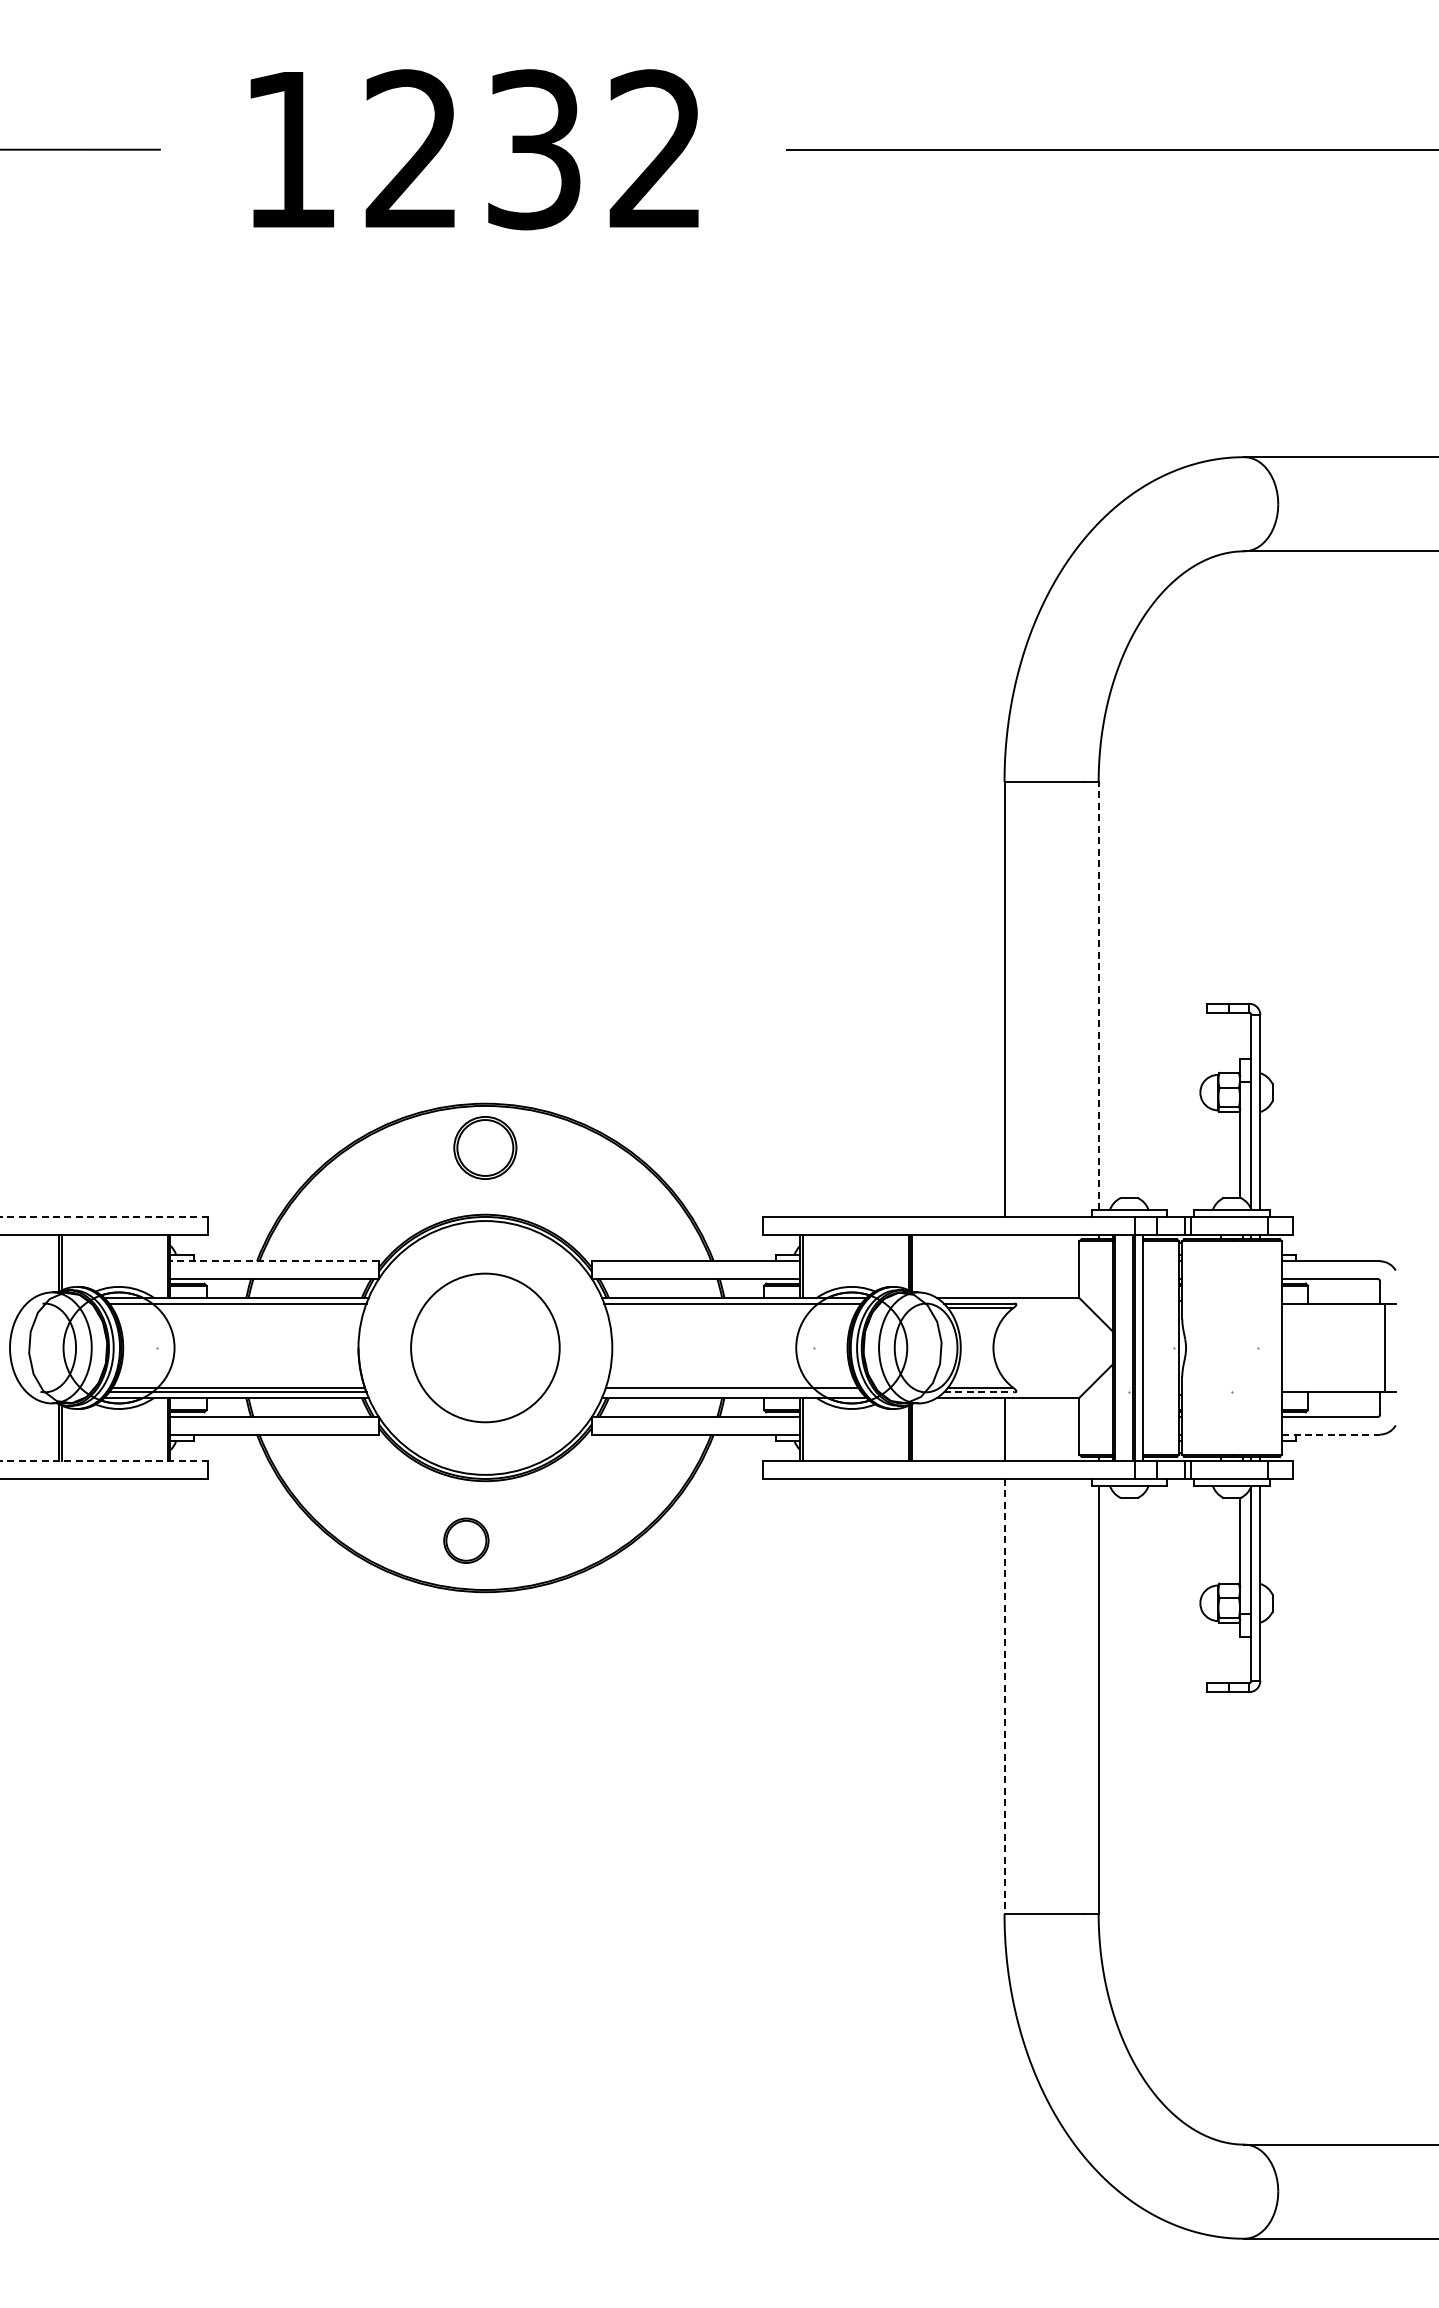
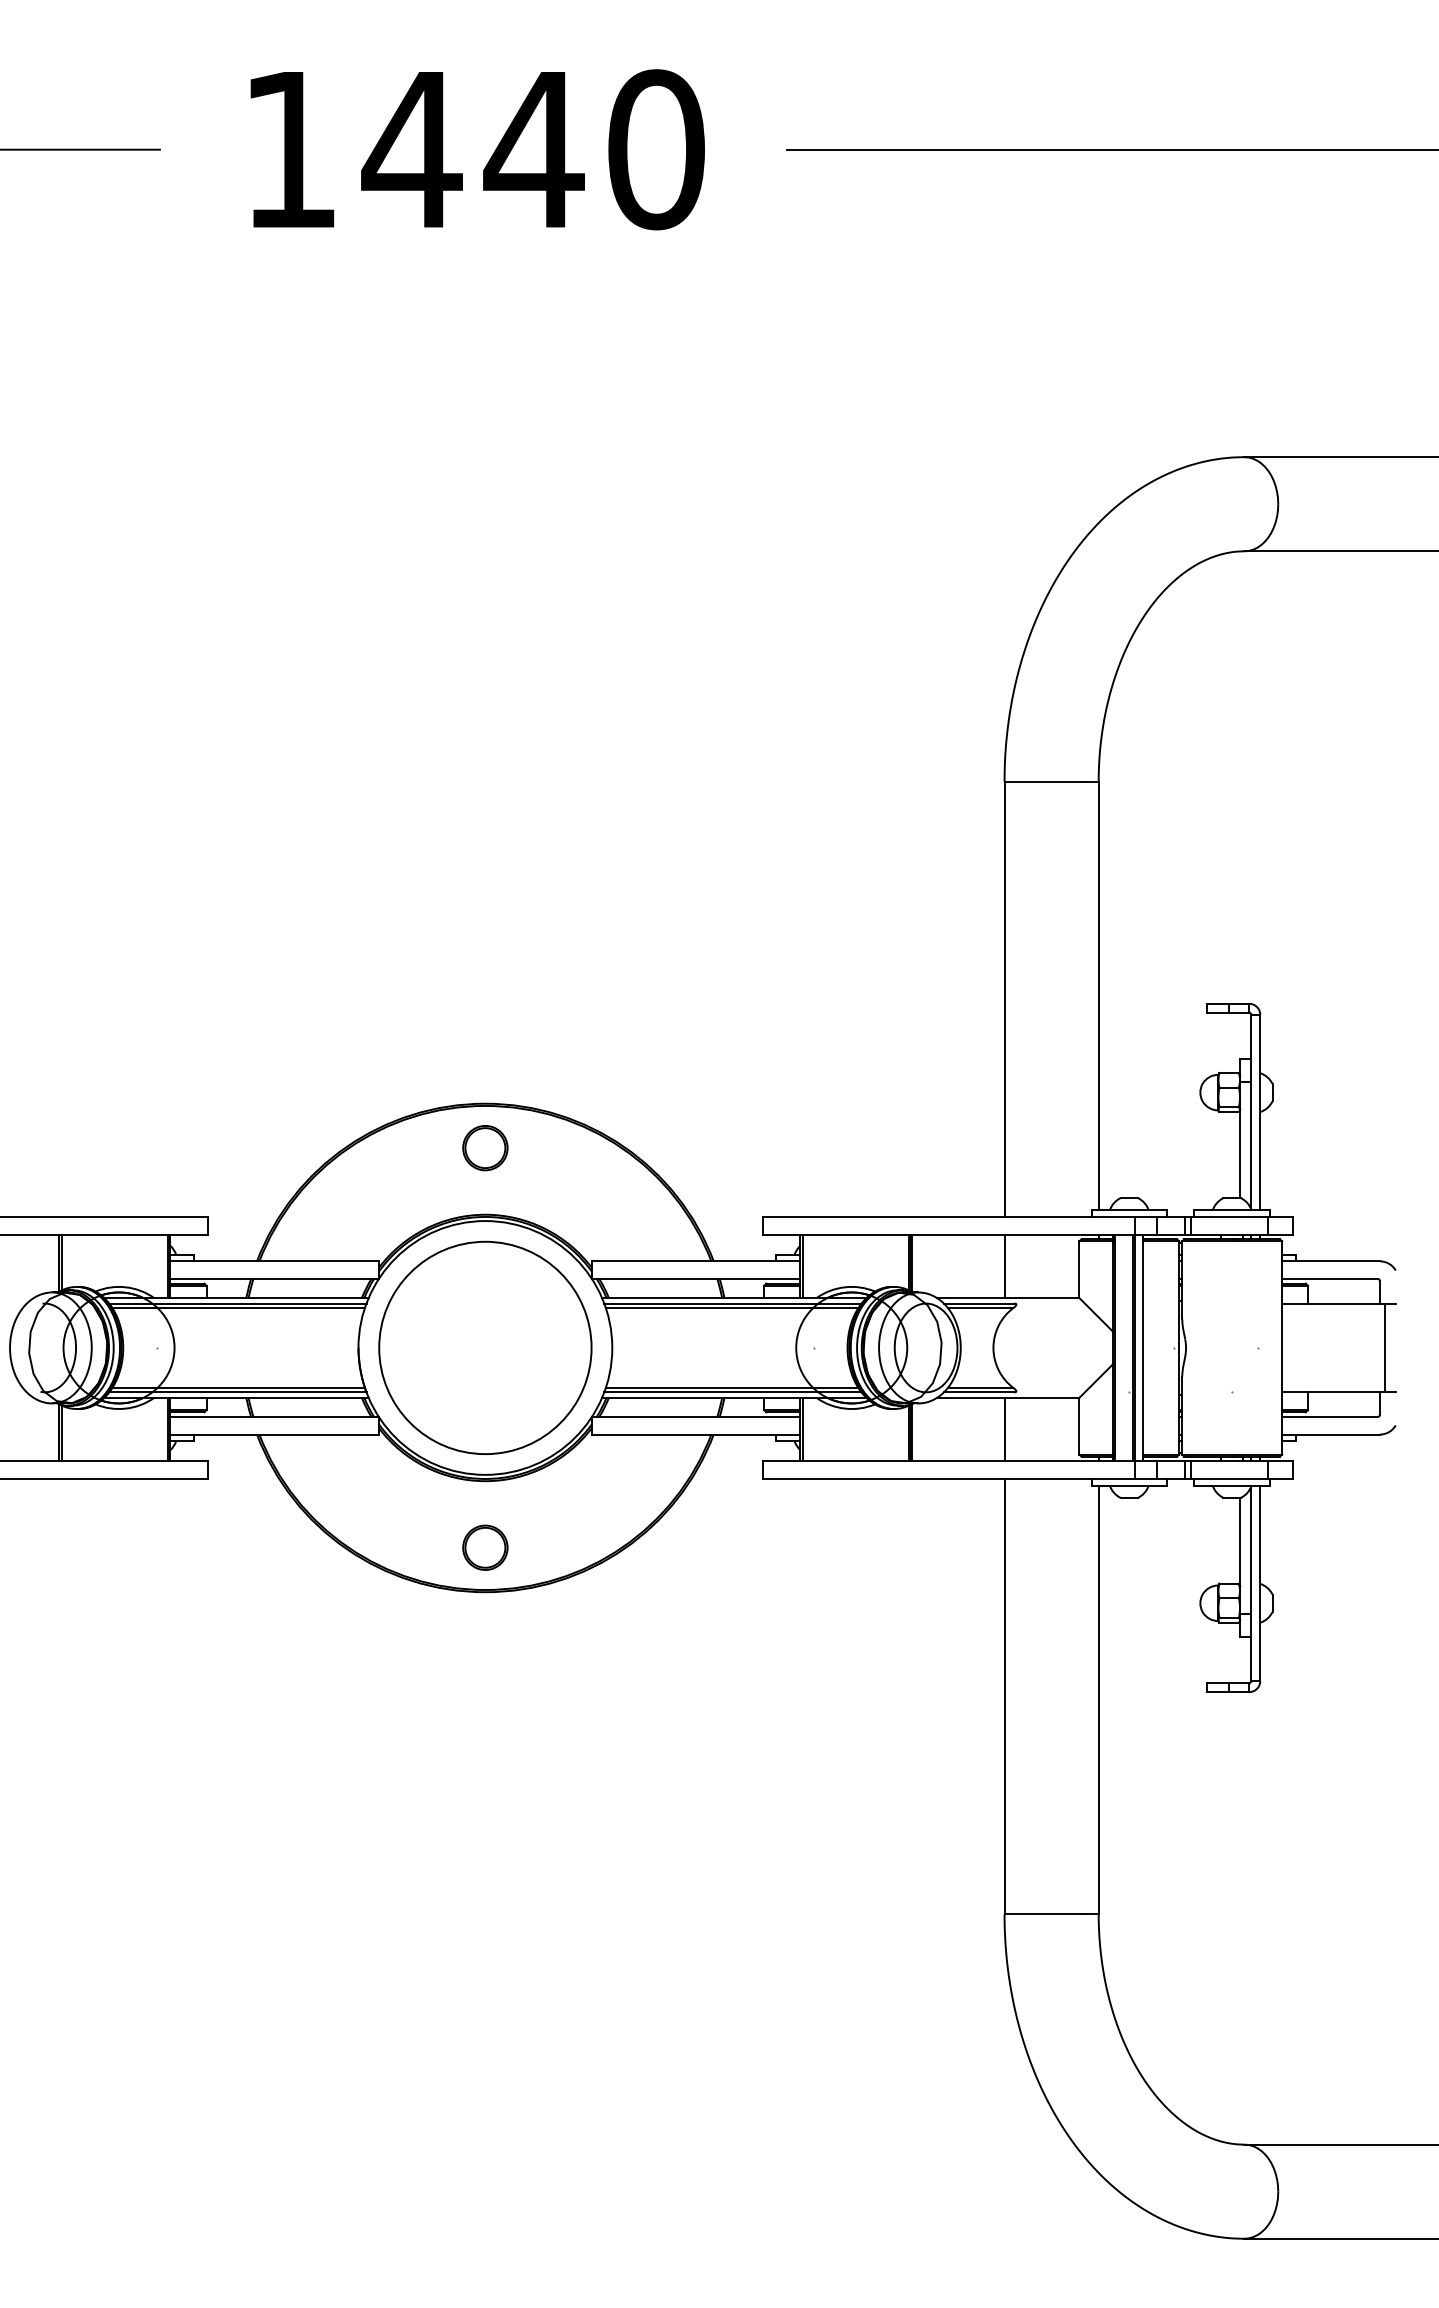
text: 1232 -> 1440 (532, 149)
line: dashed -> solid (1098, 995)
part size: 65x64 px -> 47x47 px (485, 1148)
line: dashed -> solid (104, 1216)
line: dashed -> solid (274, 1261)
line: none -> present (1004, 1266)
line: none -> present (238, 1308)
line: none -> present (731, 1308)
circle diameter: 149 px -> 212 px (485, 1347)
line: none -> present (732, 1392)
line: dashed -> solid (979, 1392)
line: dashed -> solid (1331, 1434)
line: dashed -> solid (104, 1461)
part position: (466, 1540) -> (485, 1547) (485, 1547)
line: dashed -> solid (1004, 1696)
